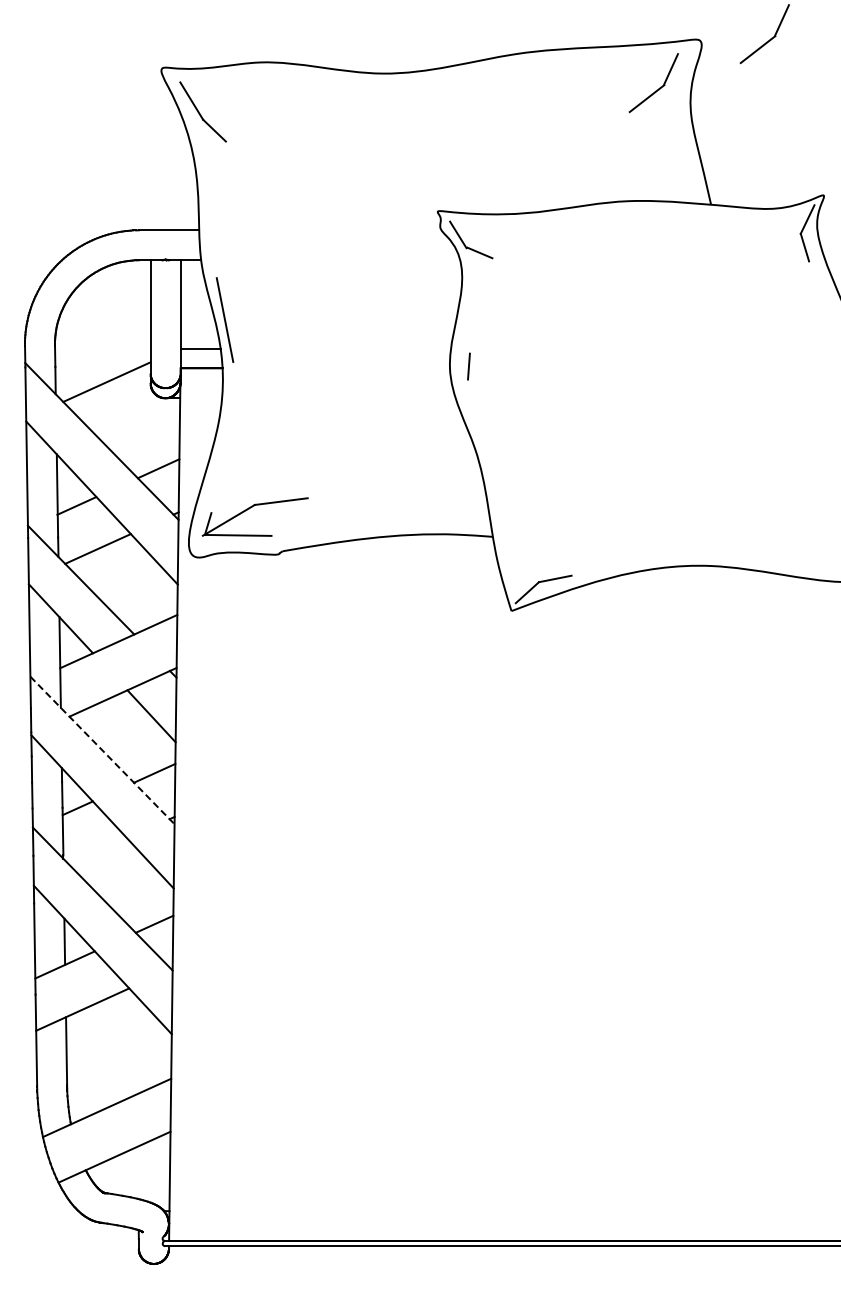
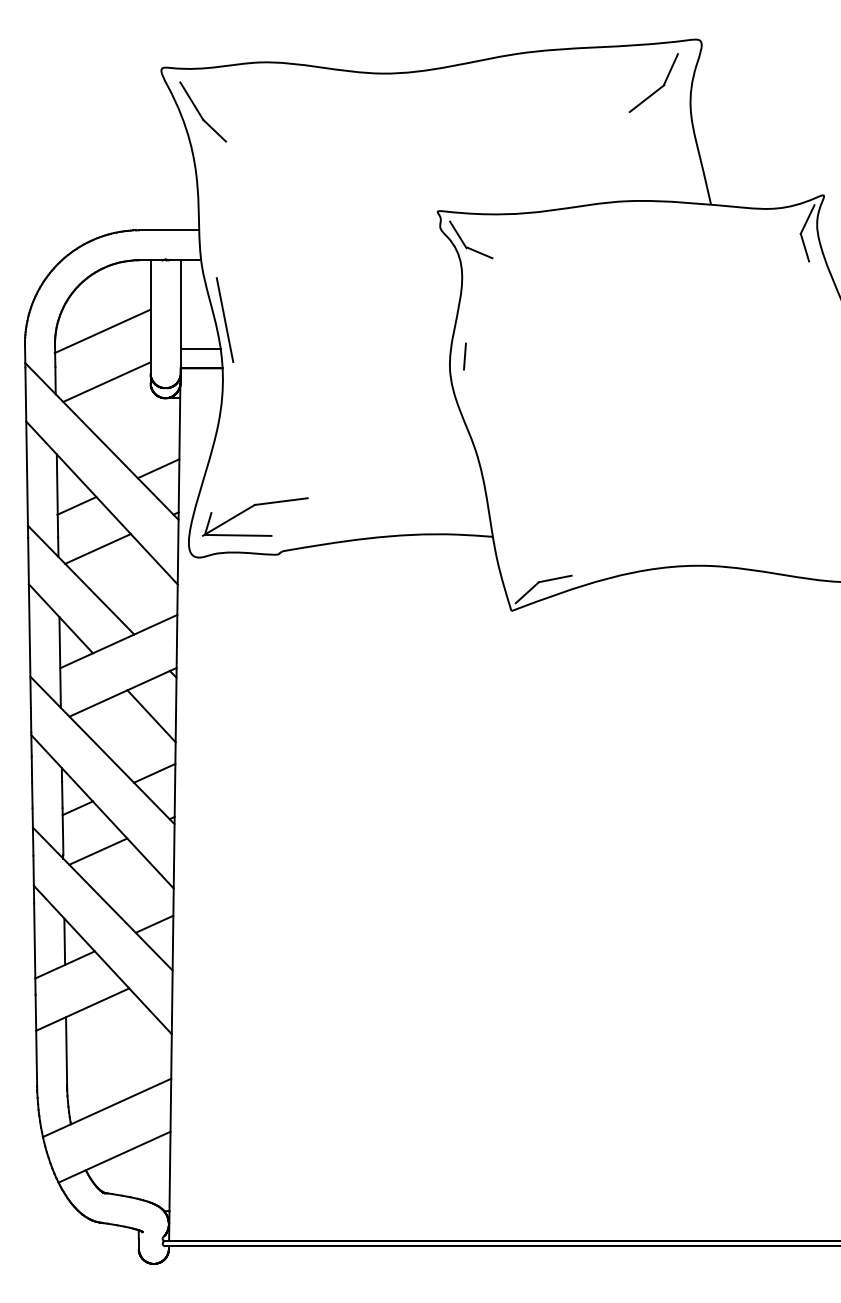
part: present -> none (769, 39)
line: none -> present (102, 331)
line position: (468, 366) -> (464, 356) (464, 356)
line: dashed -> solid (102, 750)
line: none -> present (98, 851)
